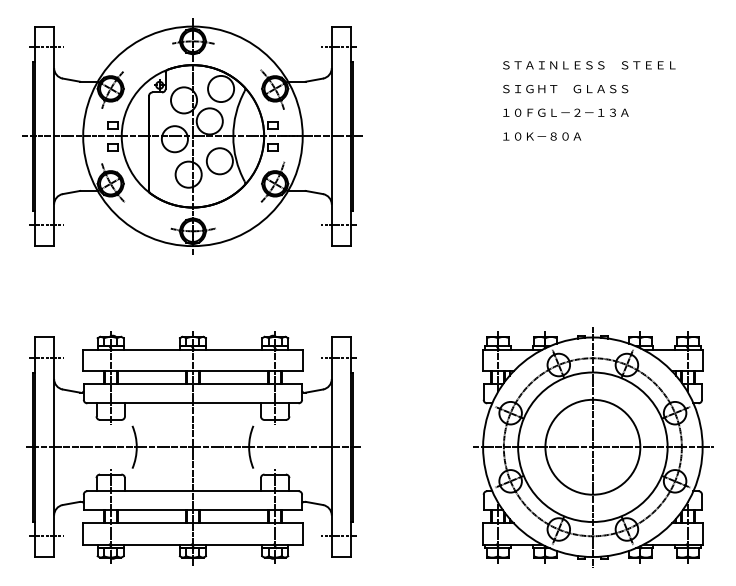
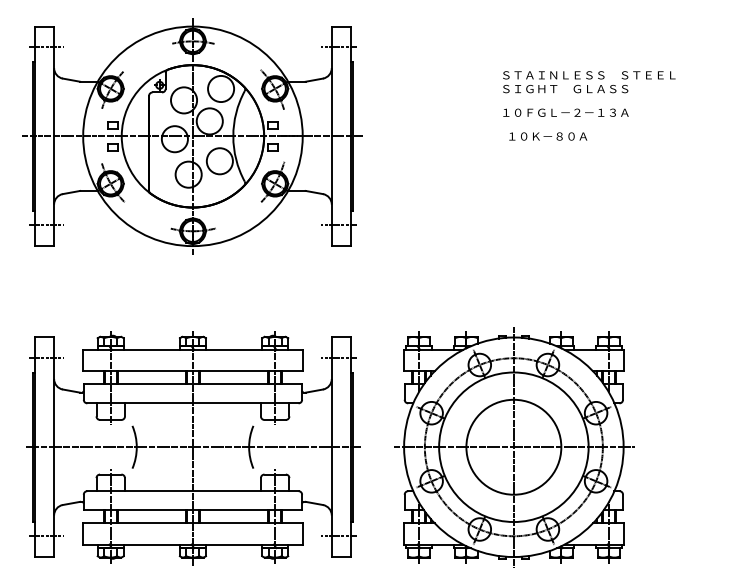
text position: (589, 65) -> (589, 75) (589, 75)
text position: (542, 136) -> (548, 136) (548, 136)
part position: (593, 447) -> (514, 447) (514, 447)
